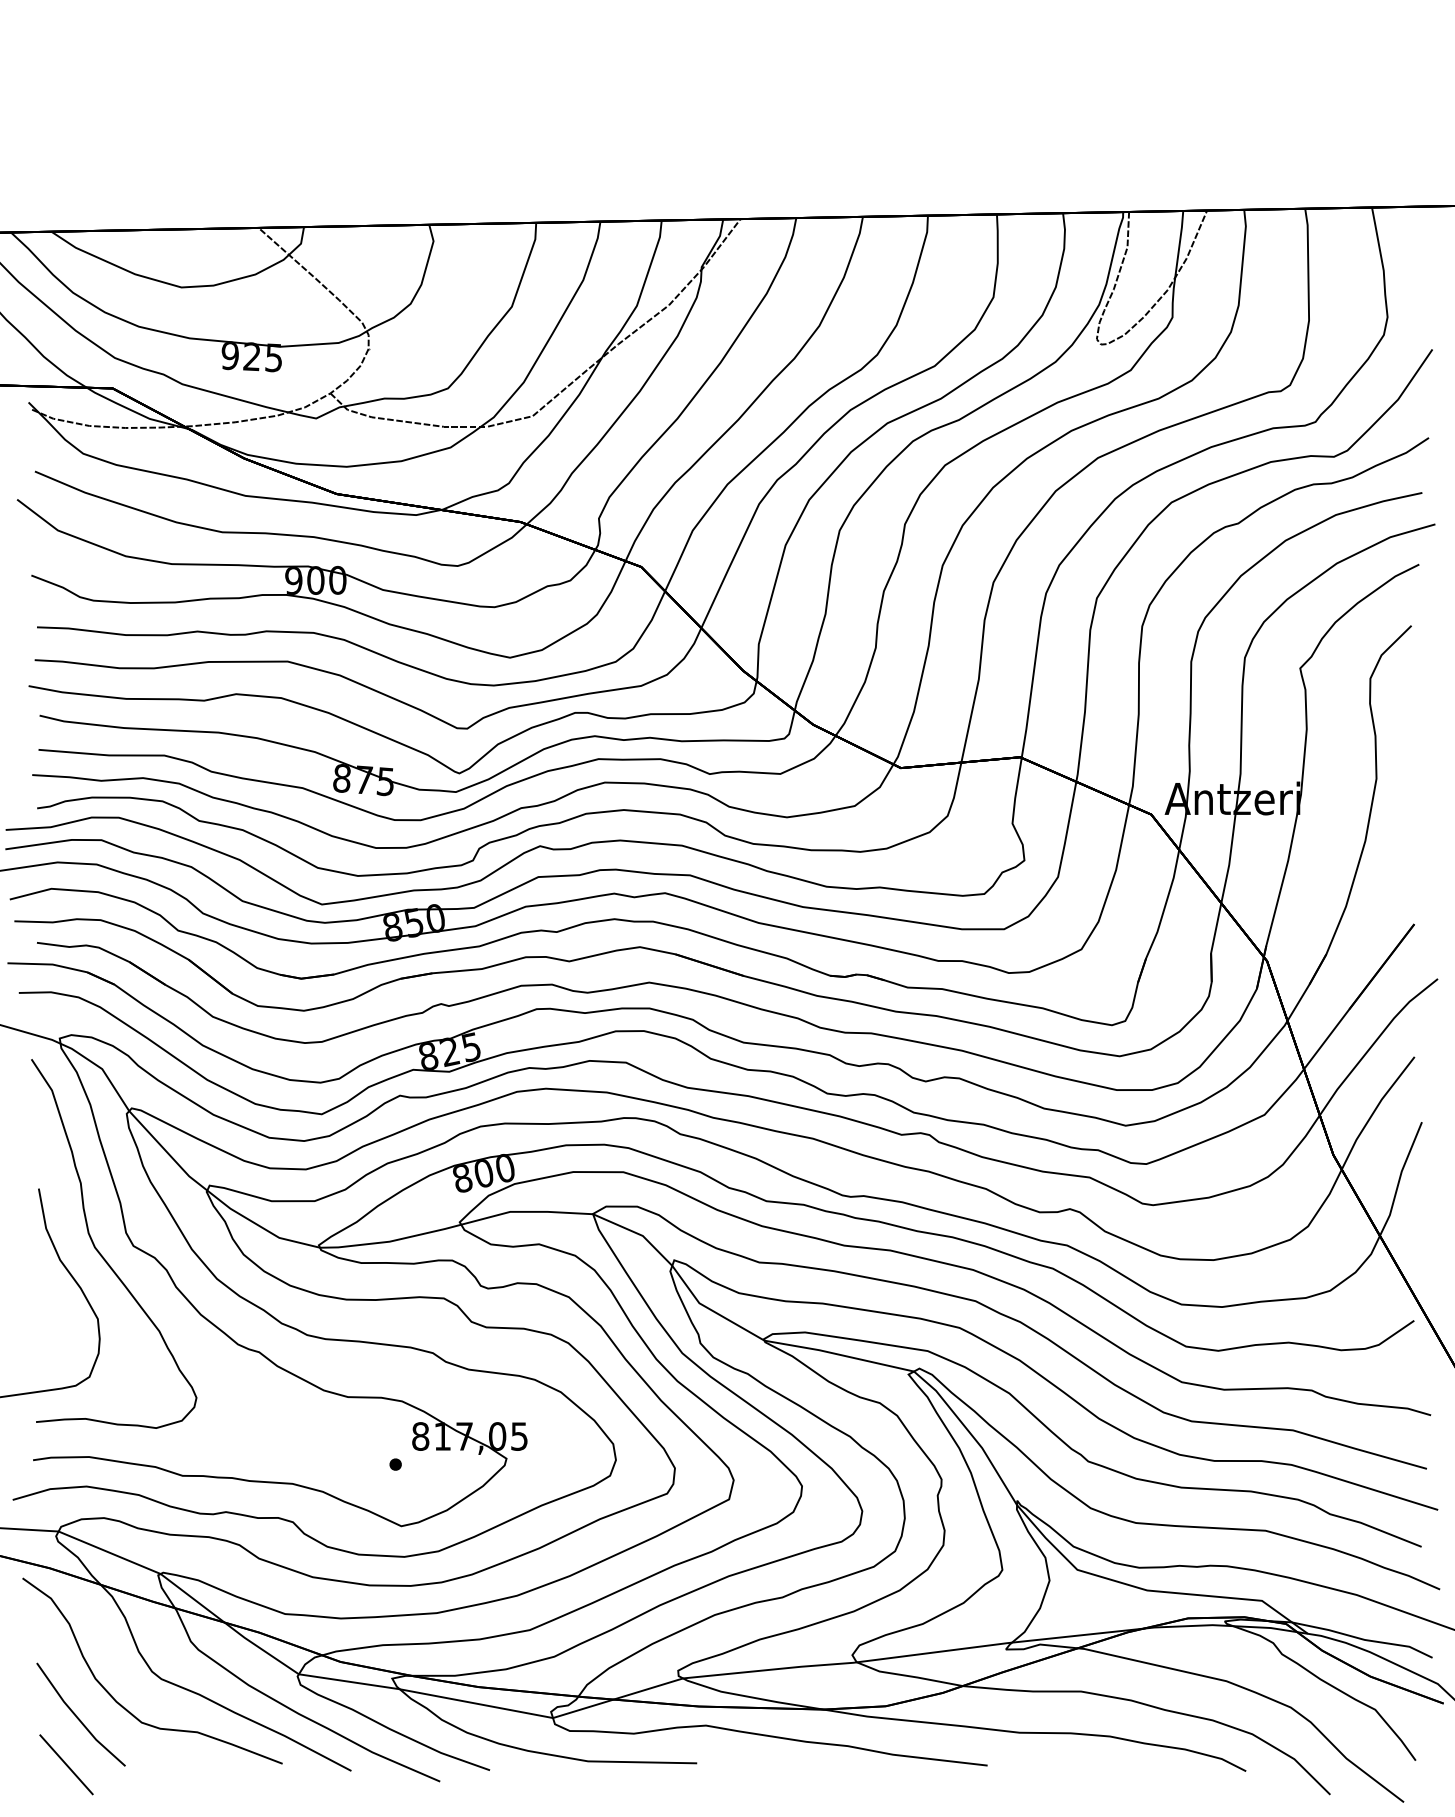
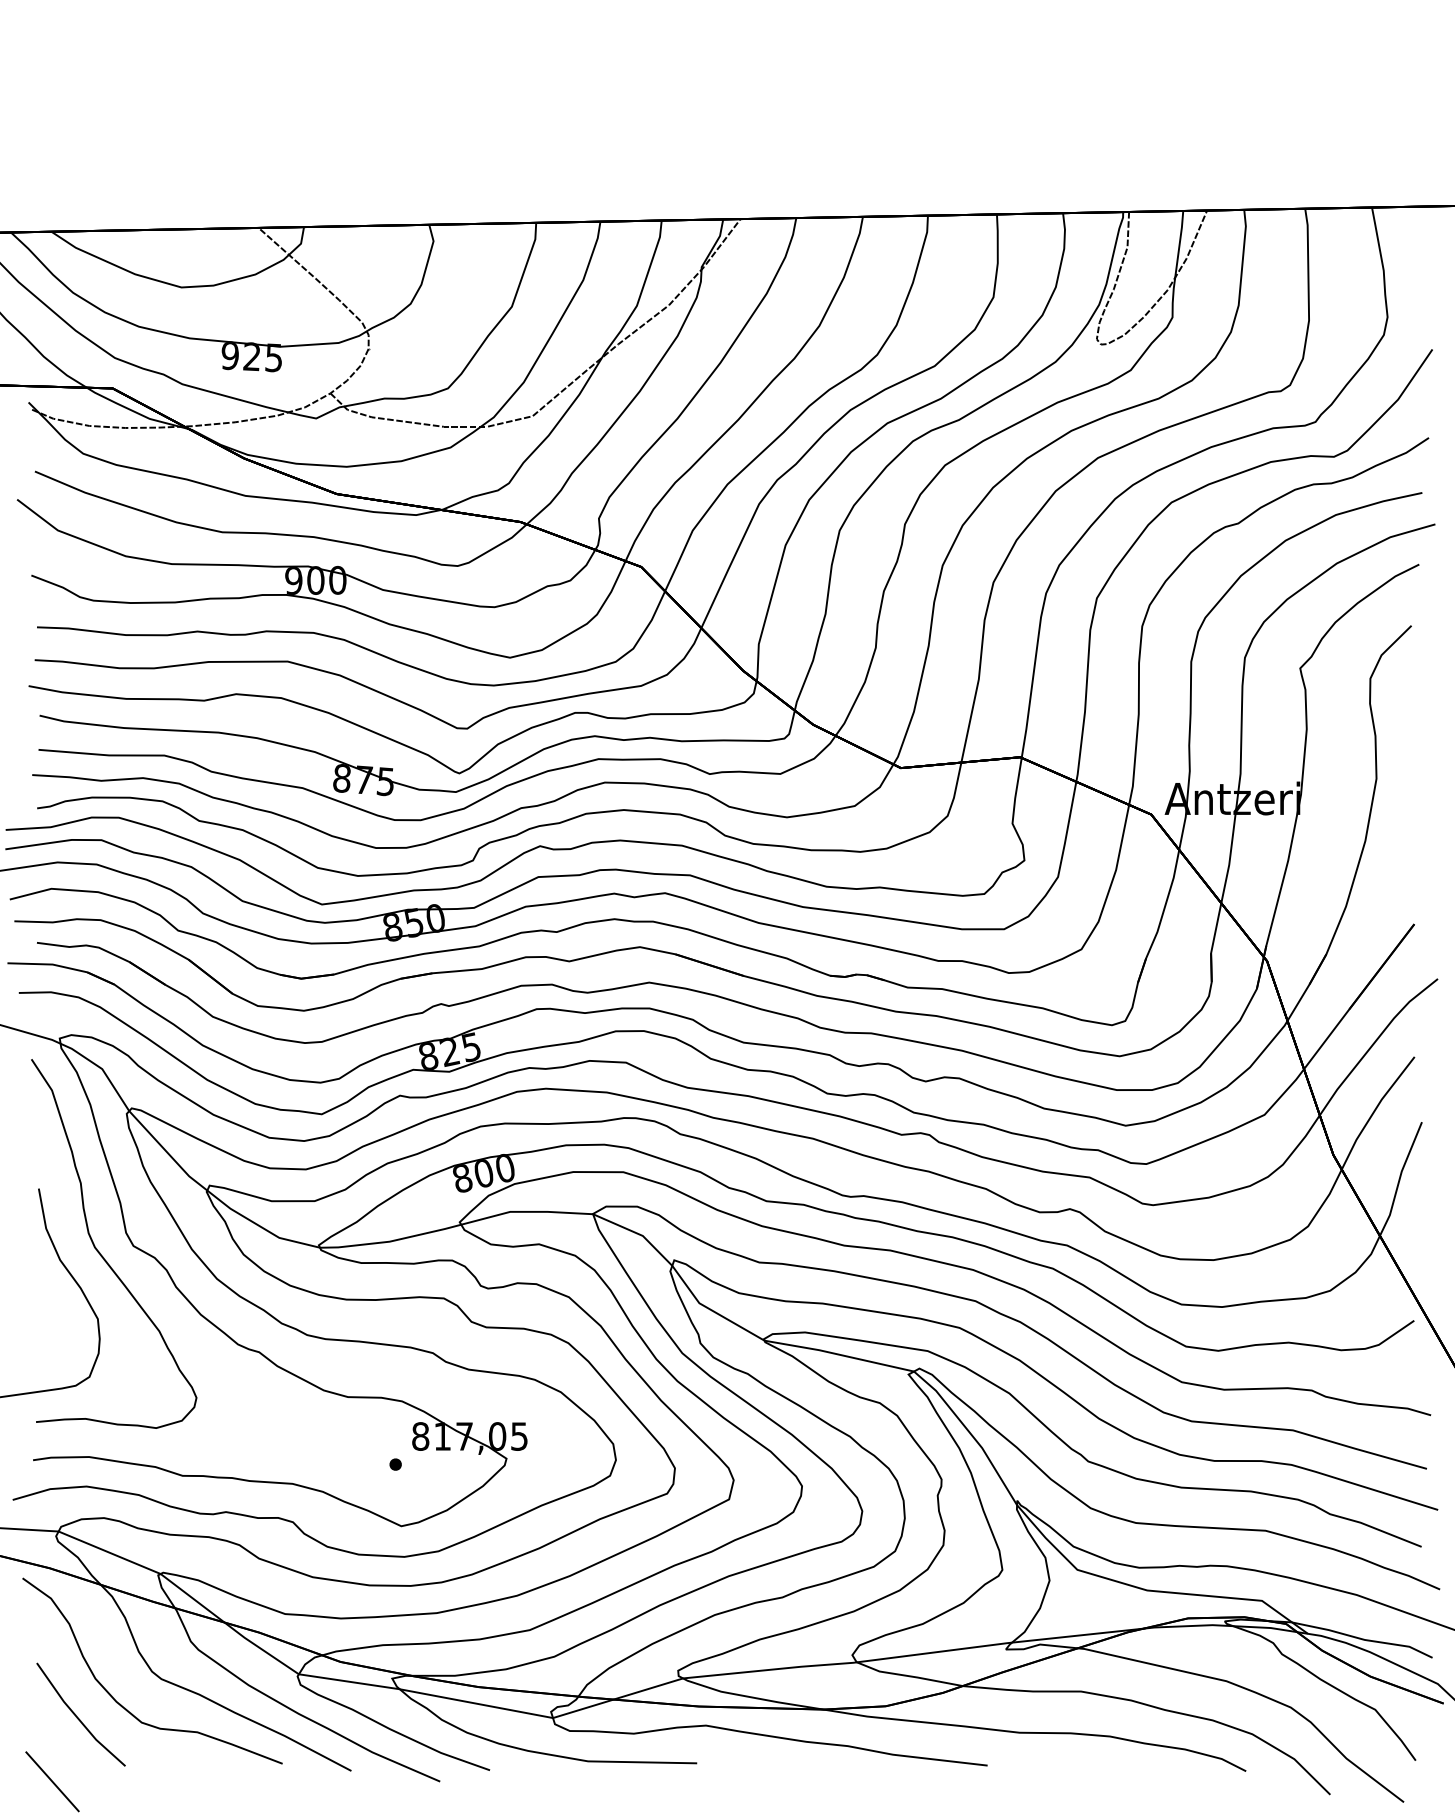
line position: (66, 1764) -> (52, 1781) (52, 1781)
